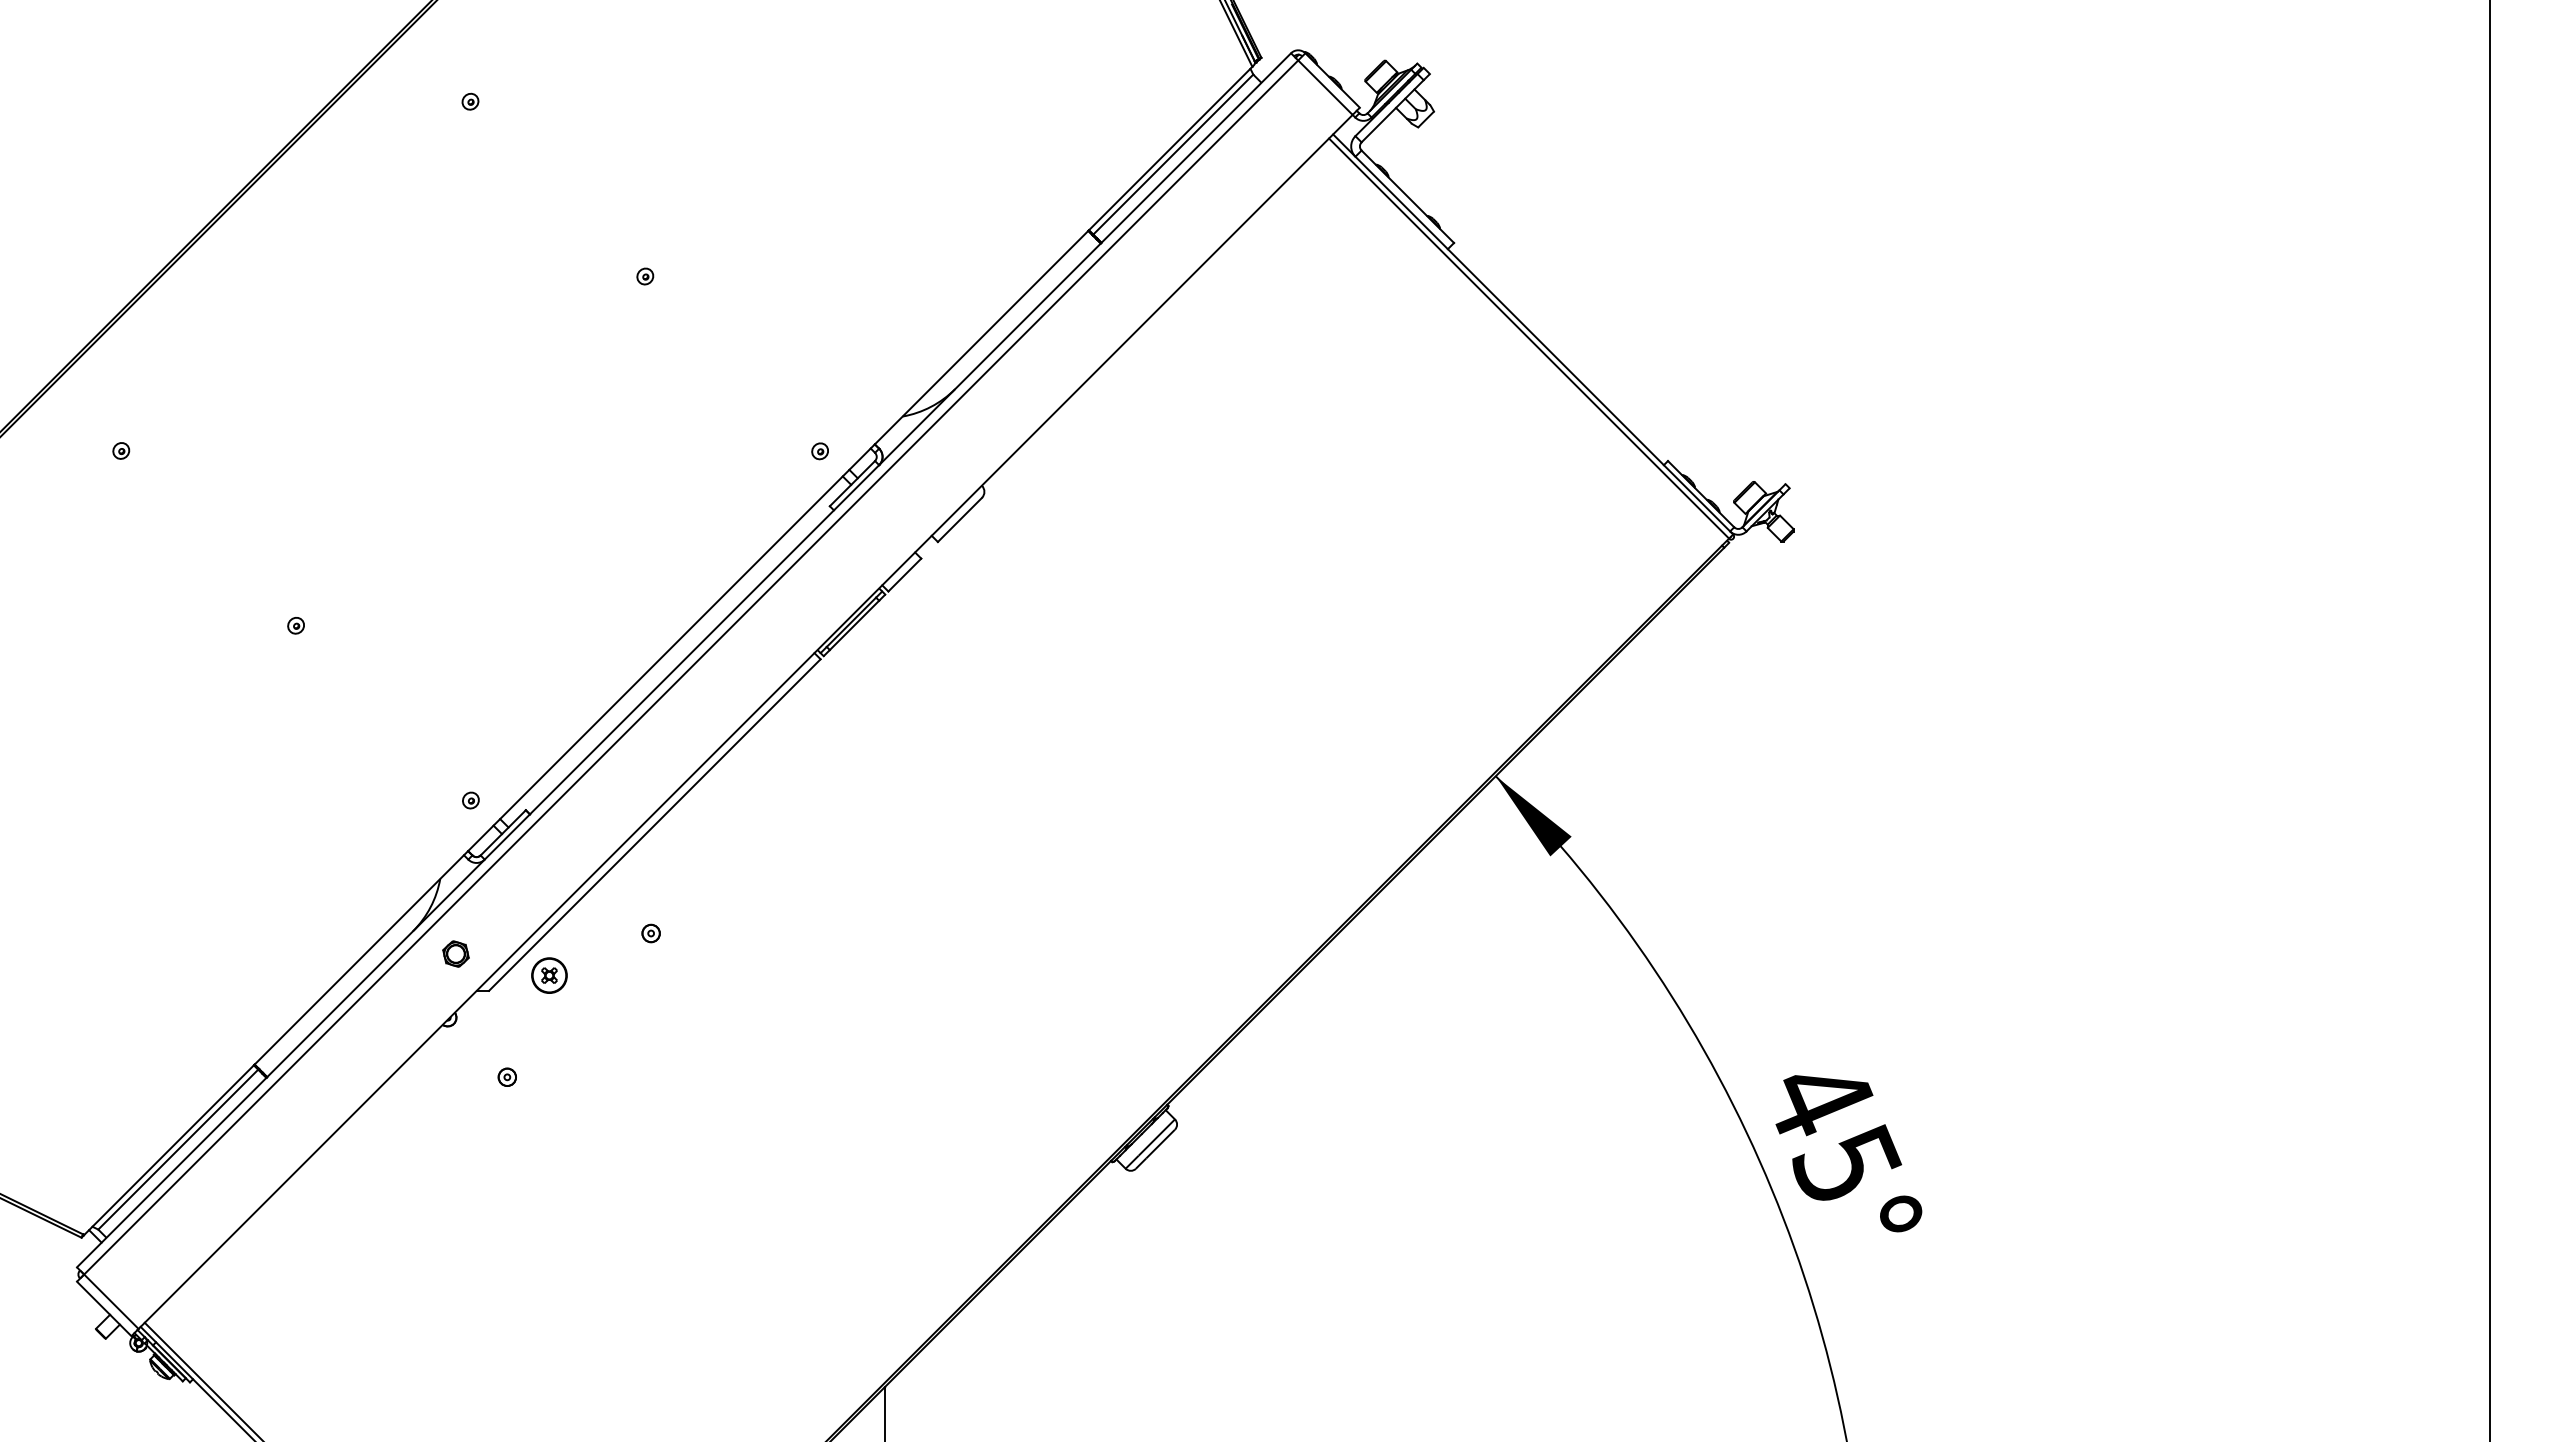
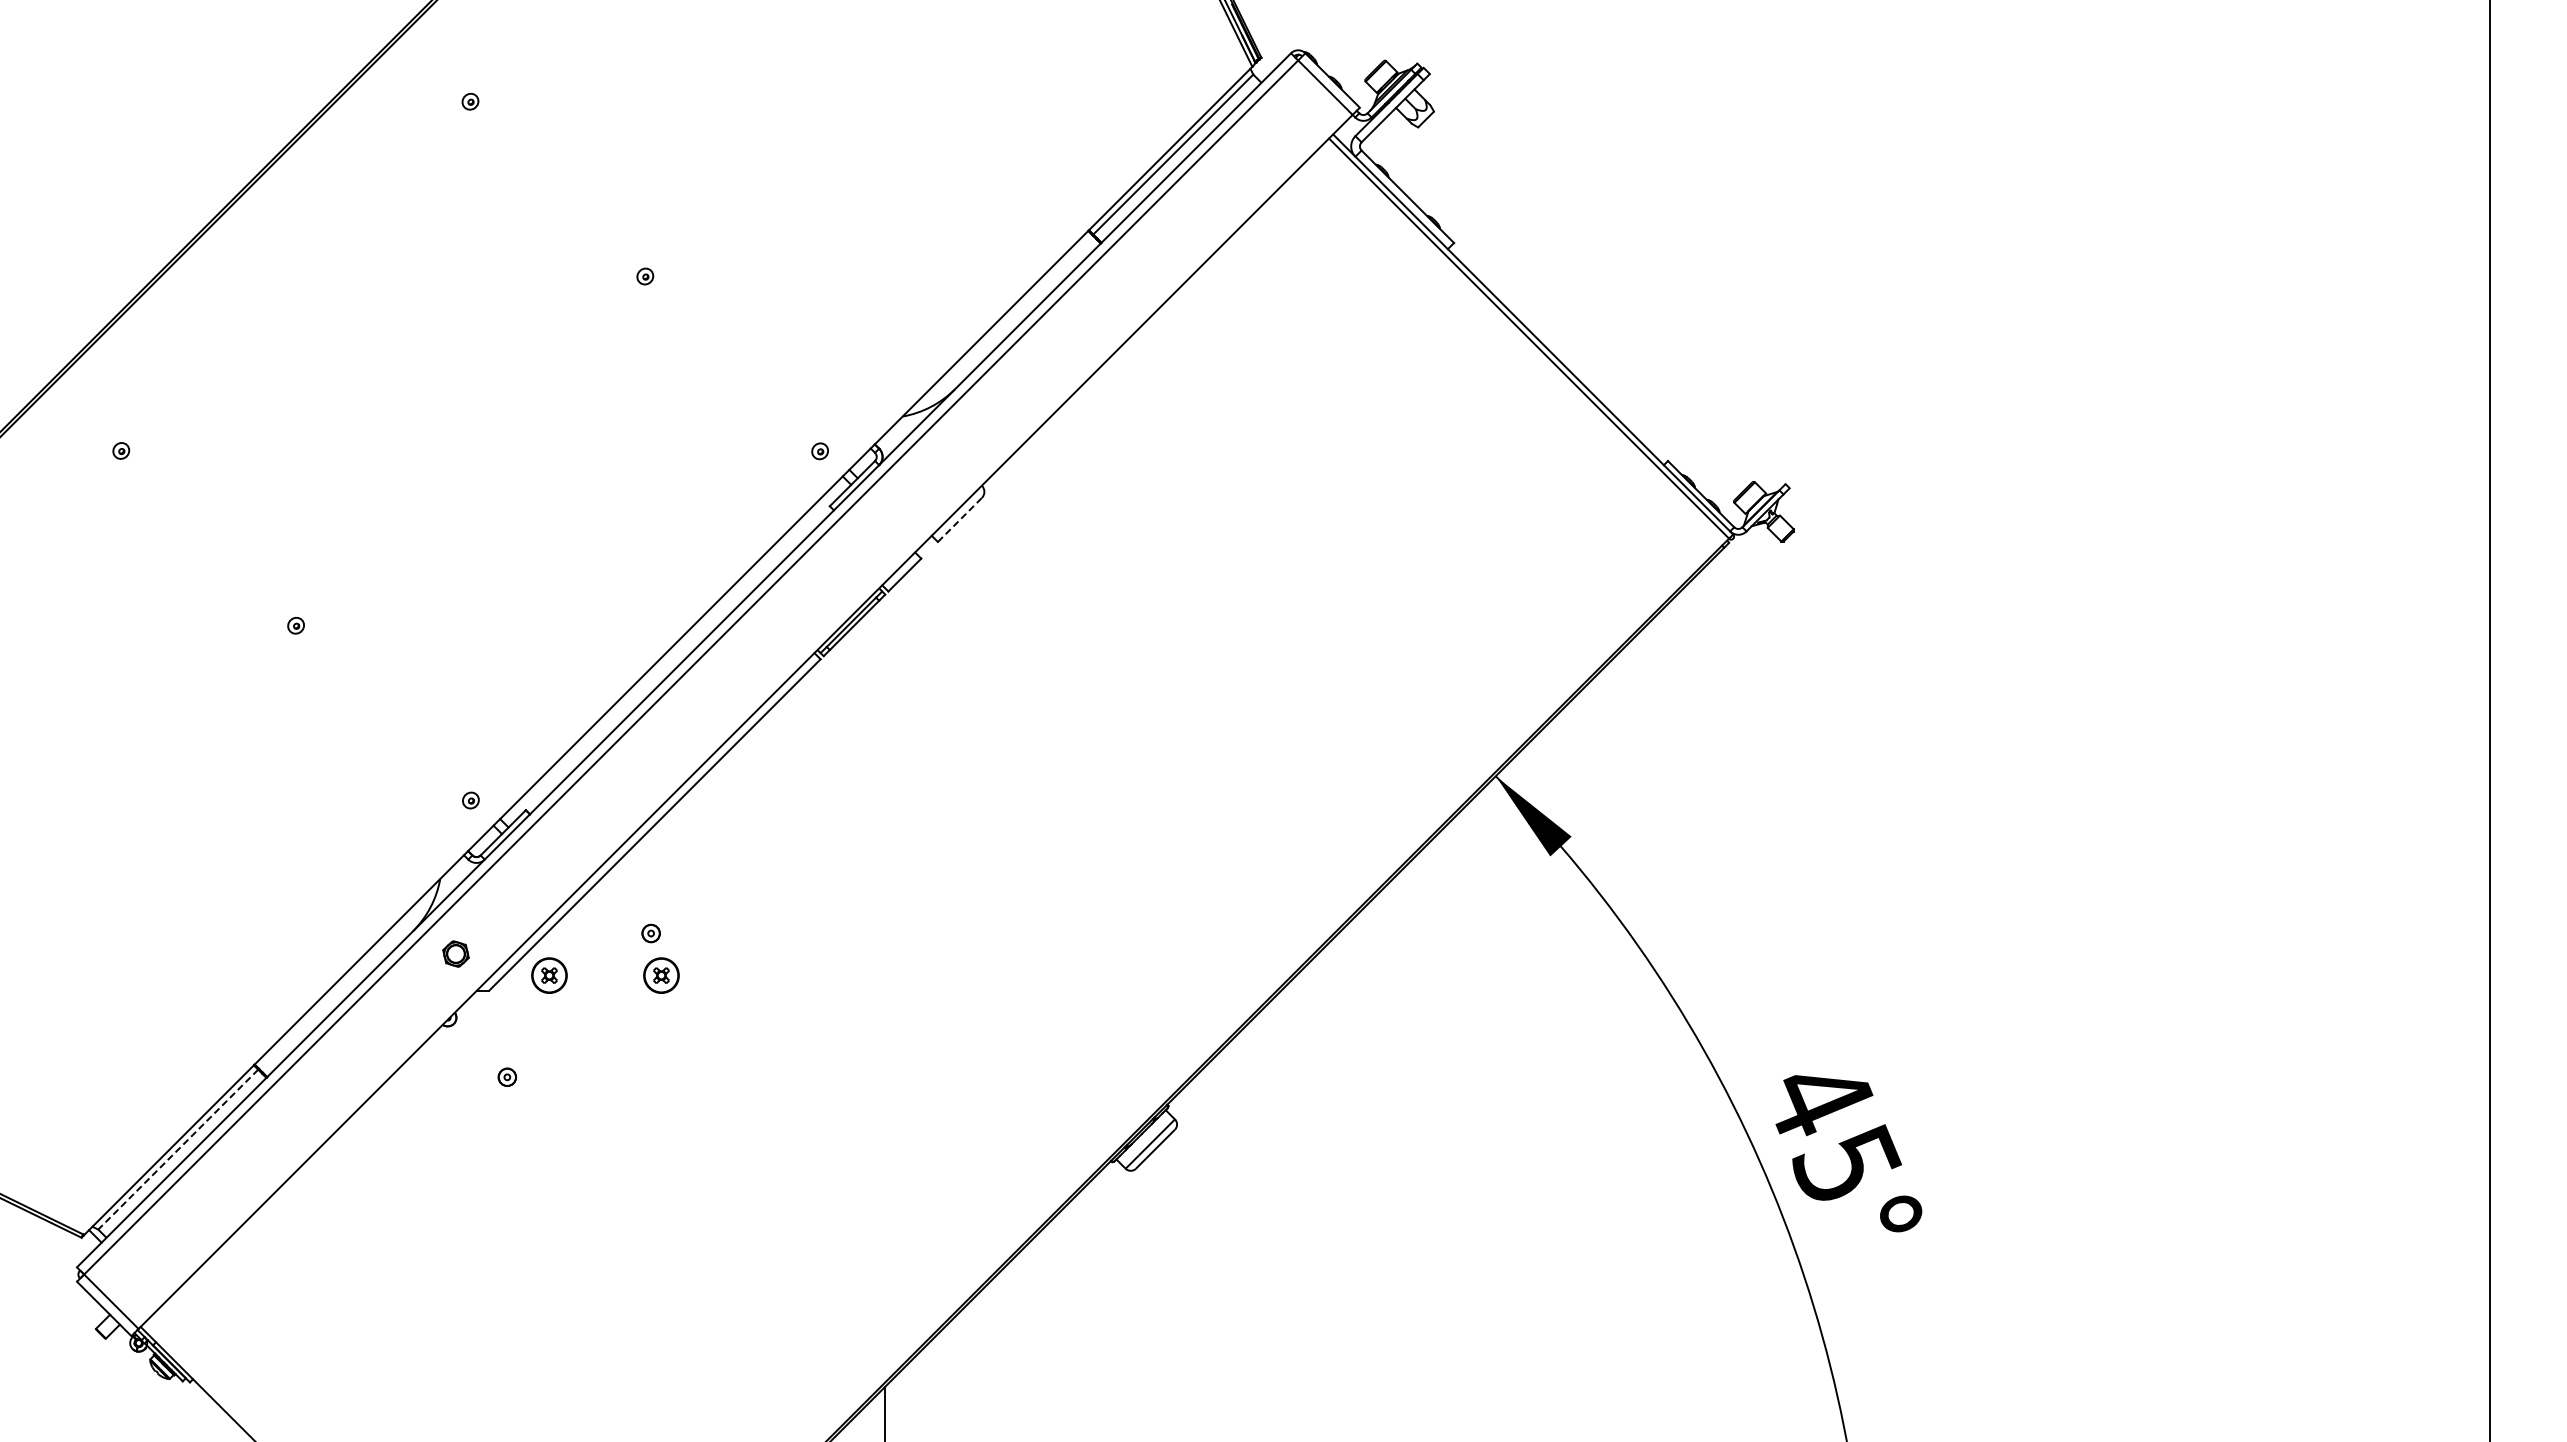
line: solid -> dashed (960, 519)
part: none -> present (661, 975)
line: solid -> dashed (177, 1149)
line: present -> none (202, 1380)
